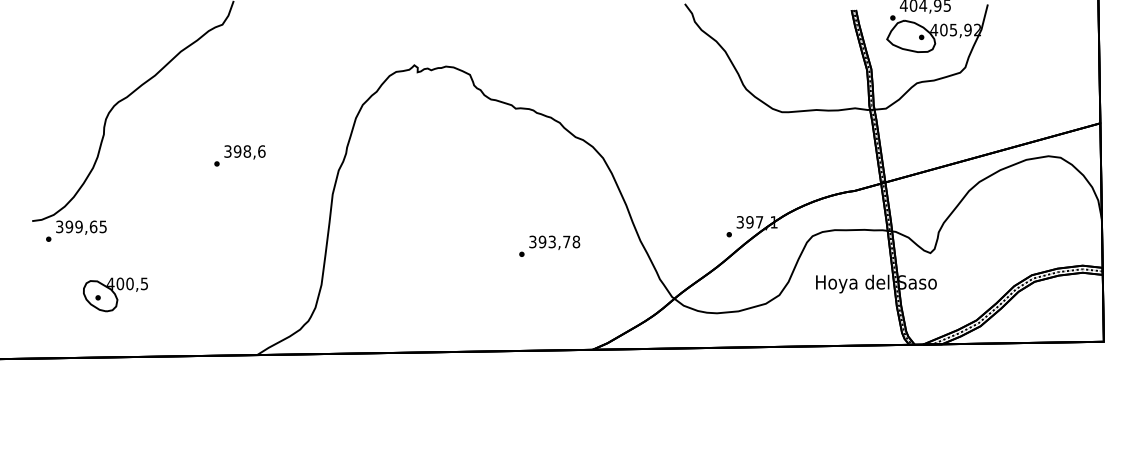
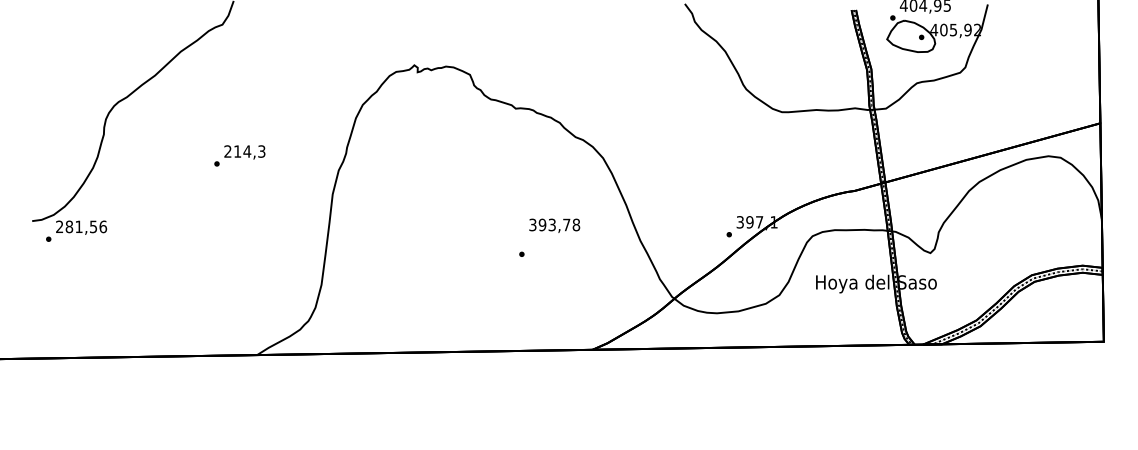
text: 398,6 -> 214,3 (244, 151)
text: 399,65 -> 281,56 (81, 226)
text position: (554, 242) -> (554, 225) (554, 225)
part: present -> none (115, 294)
